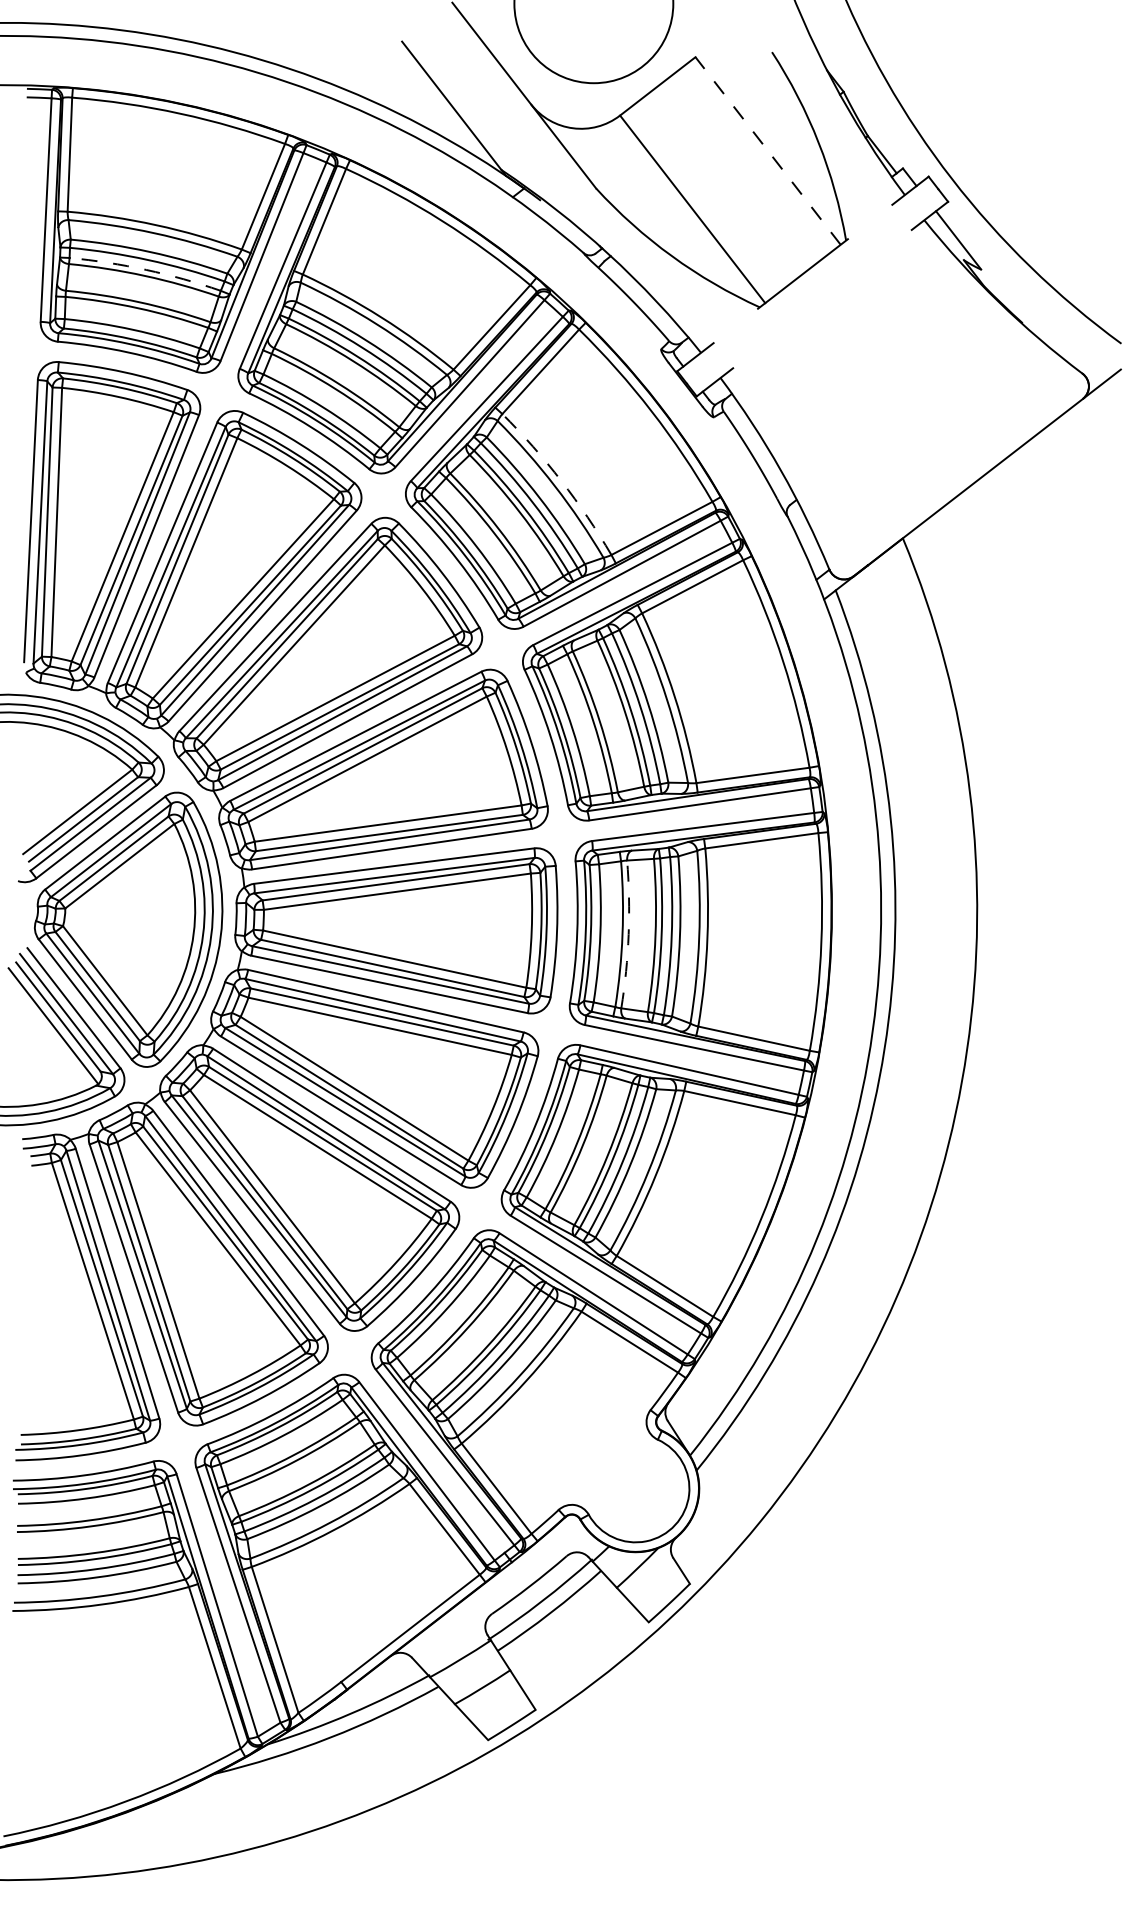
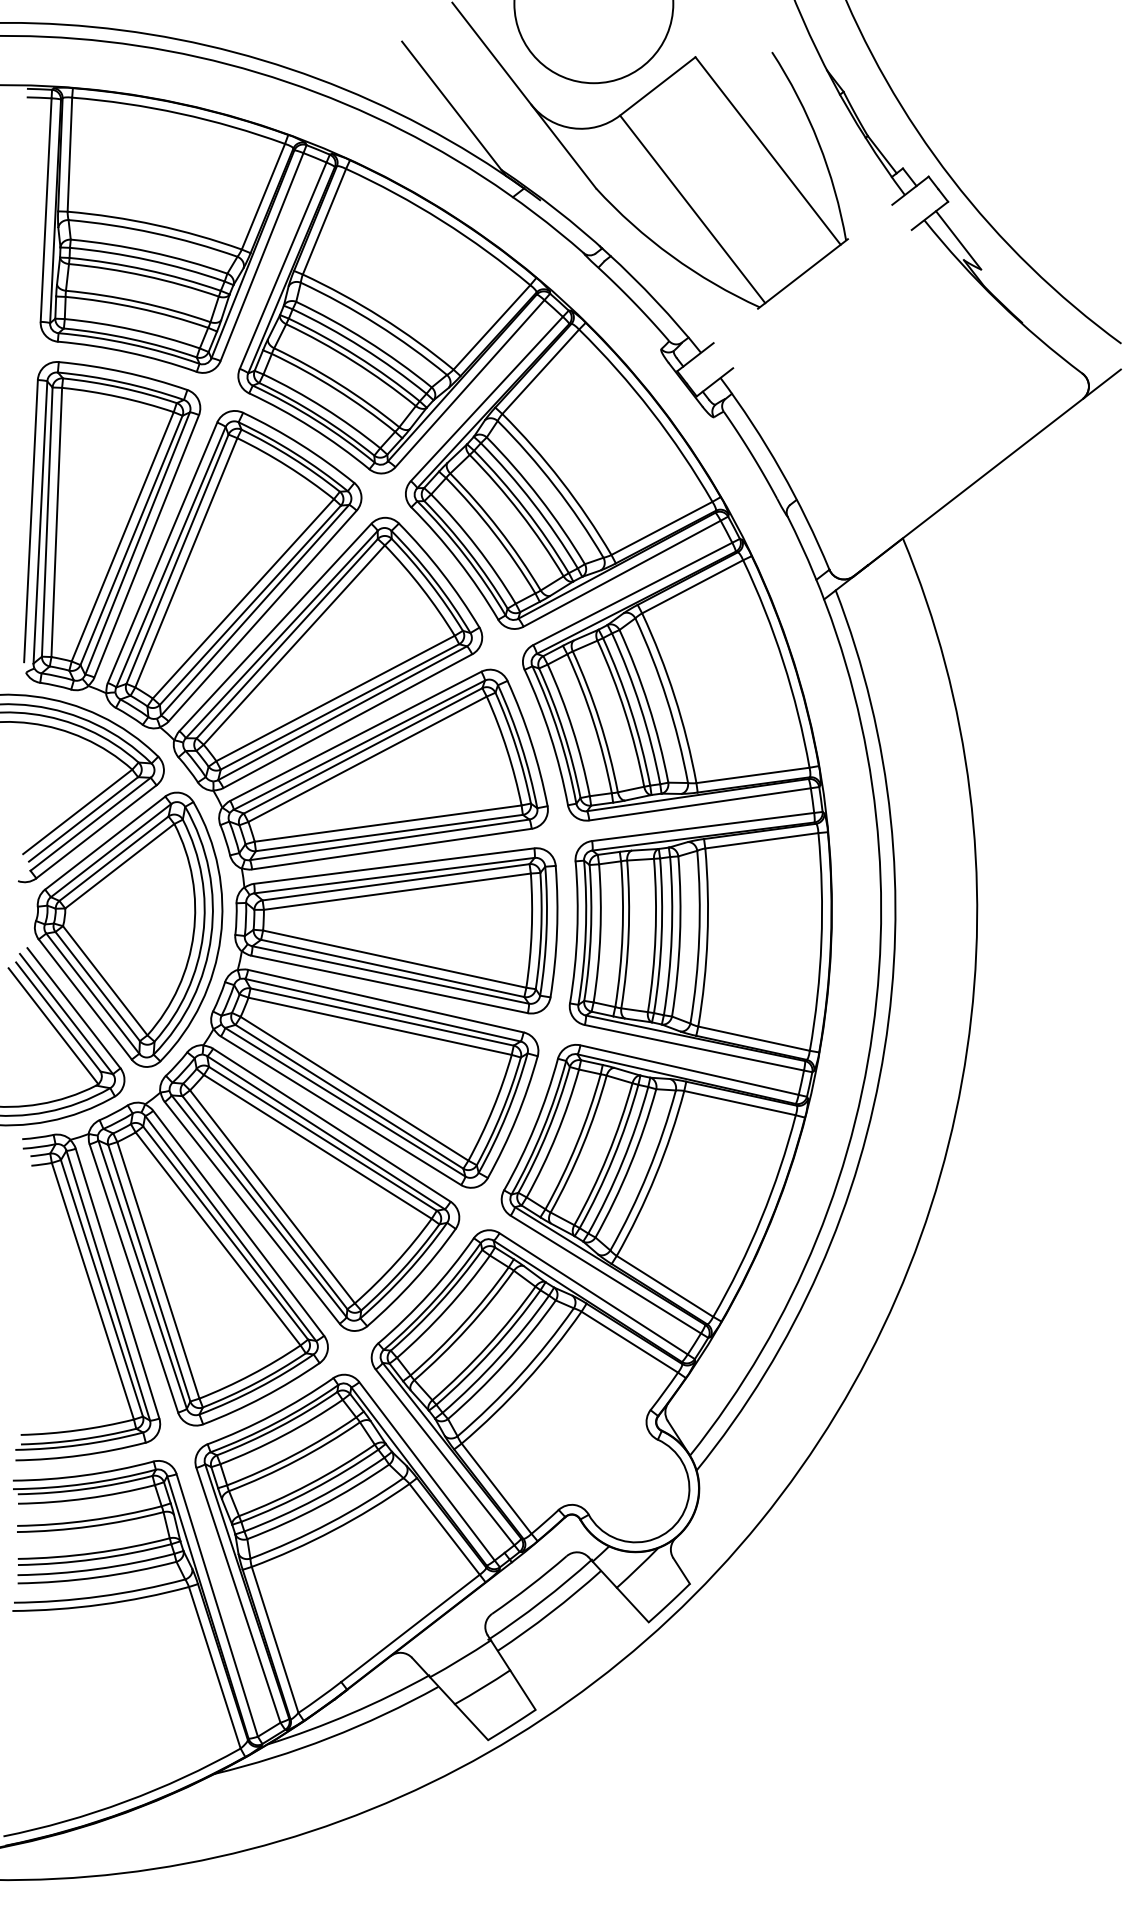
line: dashed -> solid (768, 151)
arc: dashed -> solid (146, 269)
arc: dashed -> solid (561, 481)
arc: dashed -> solid (628, 934)
